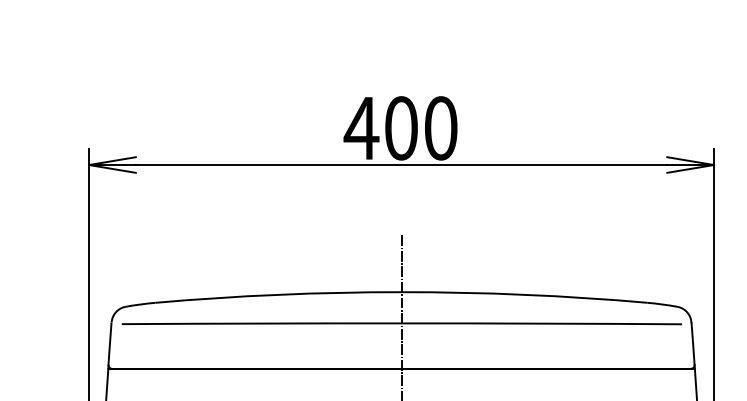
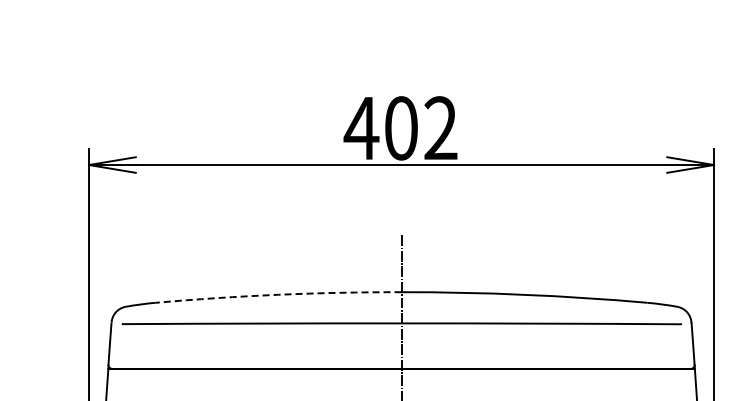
text: 400 -> 402 (440, 128)
arc: solid -> dashed (278, 294)
